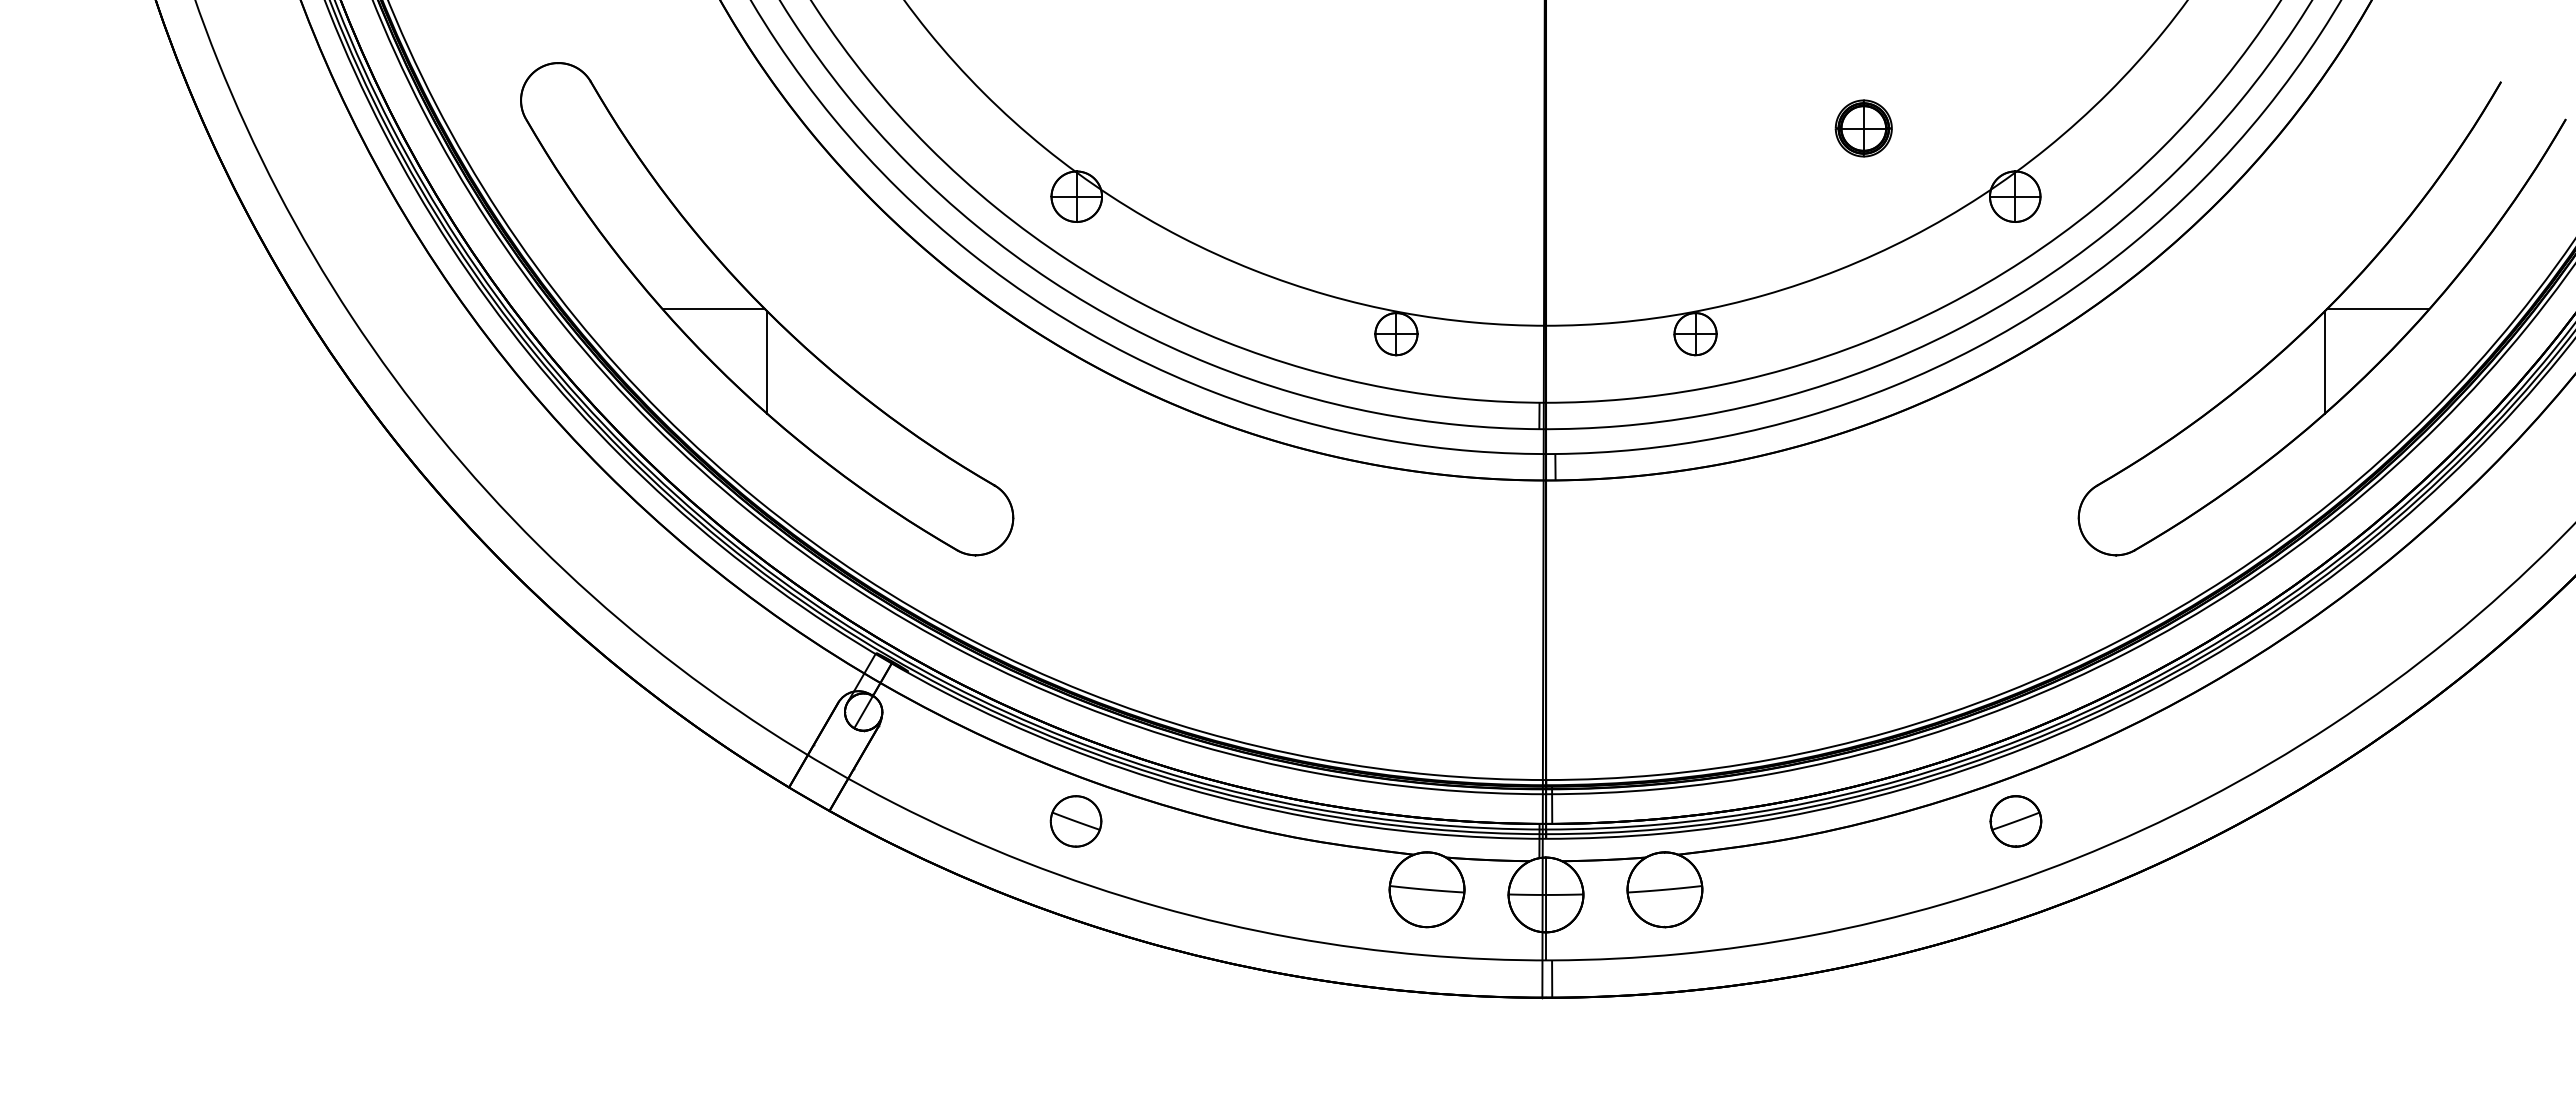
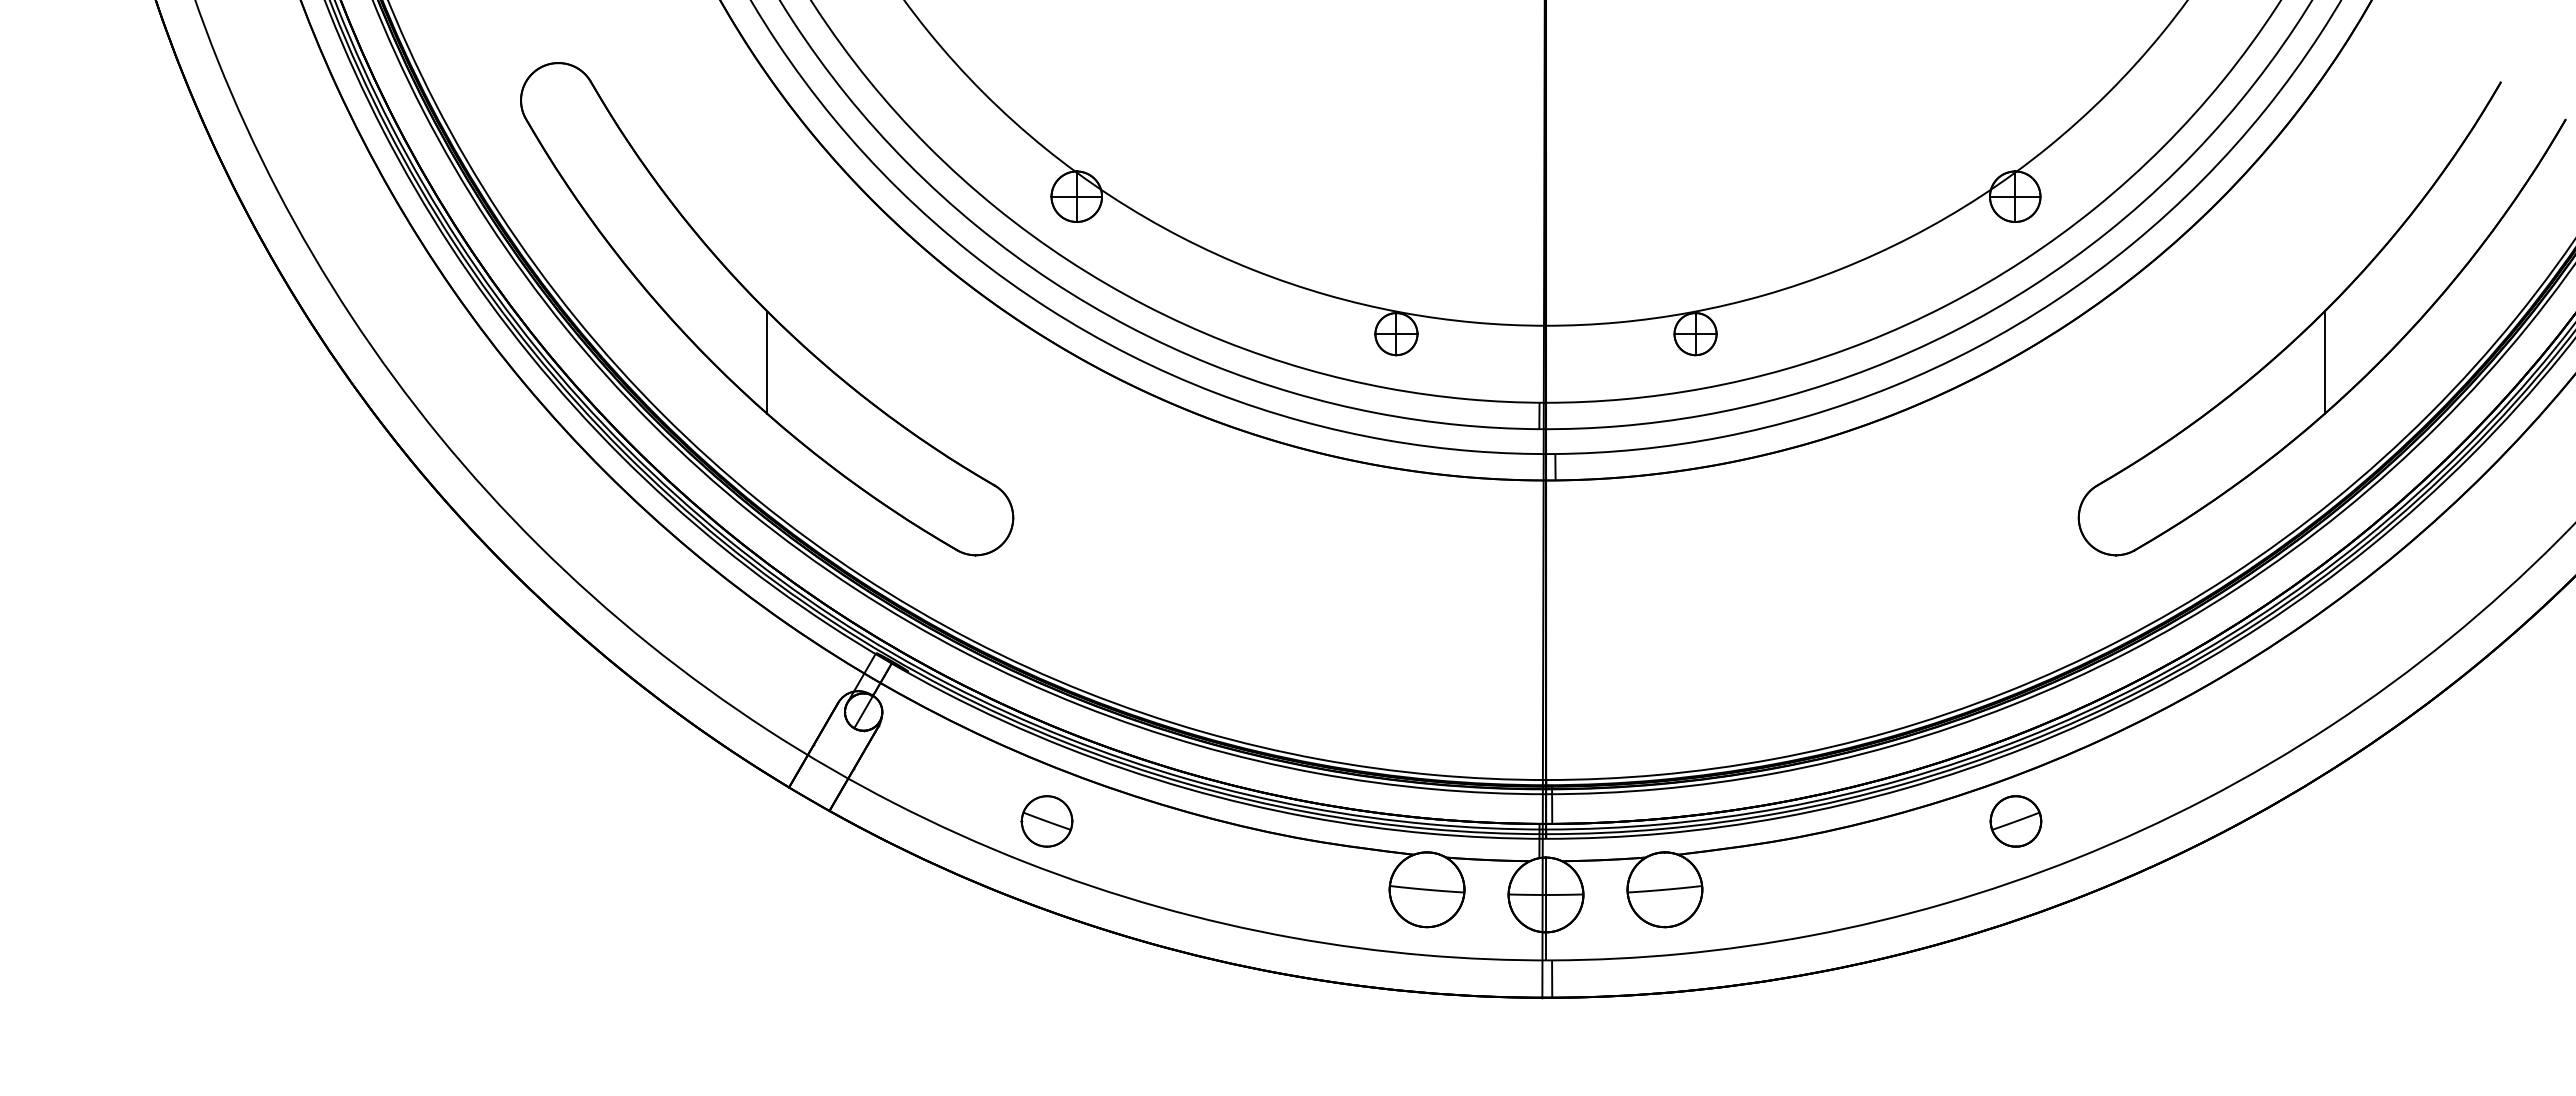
part: present -> none (1863, 128)
line: present -> none (713, 309)
line: present -> none (2377, 309)
part position: (1075, 821) -> (1046, 821) (1046, 821)
